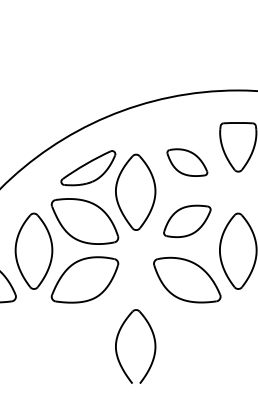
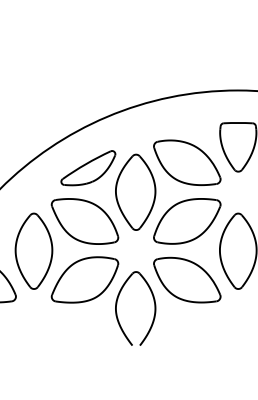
part size: 43x29 px -> 69x47 px (187, 162)
part size: 49x35 px -> 69x47 px (187, 221)
part position: (117, 342) -> (117, 304) (117, 304)
